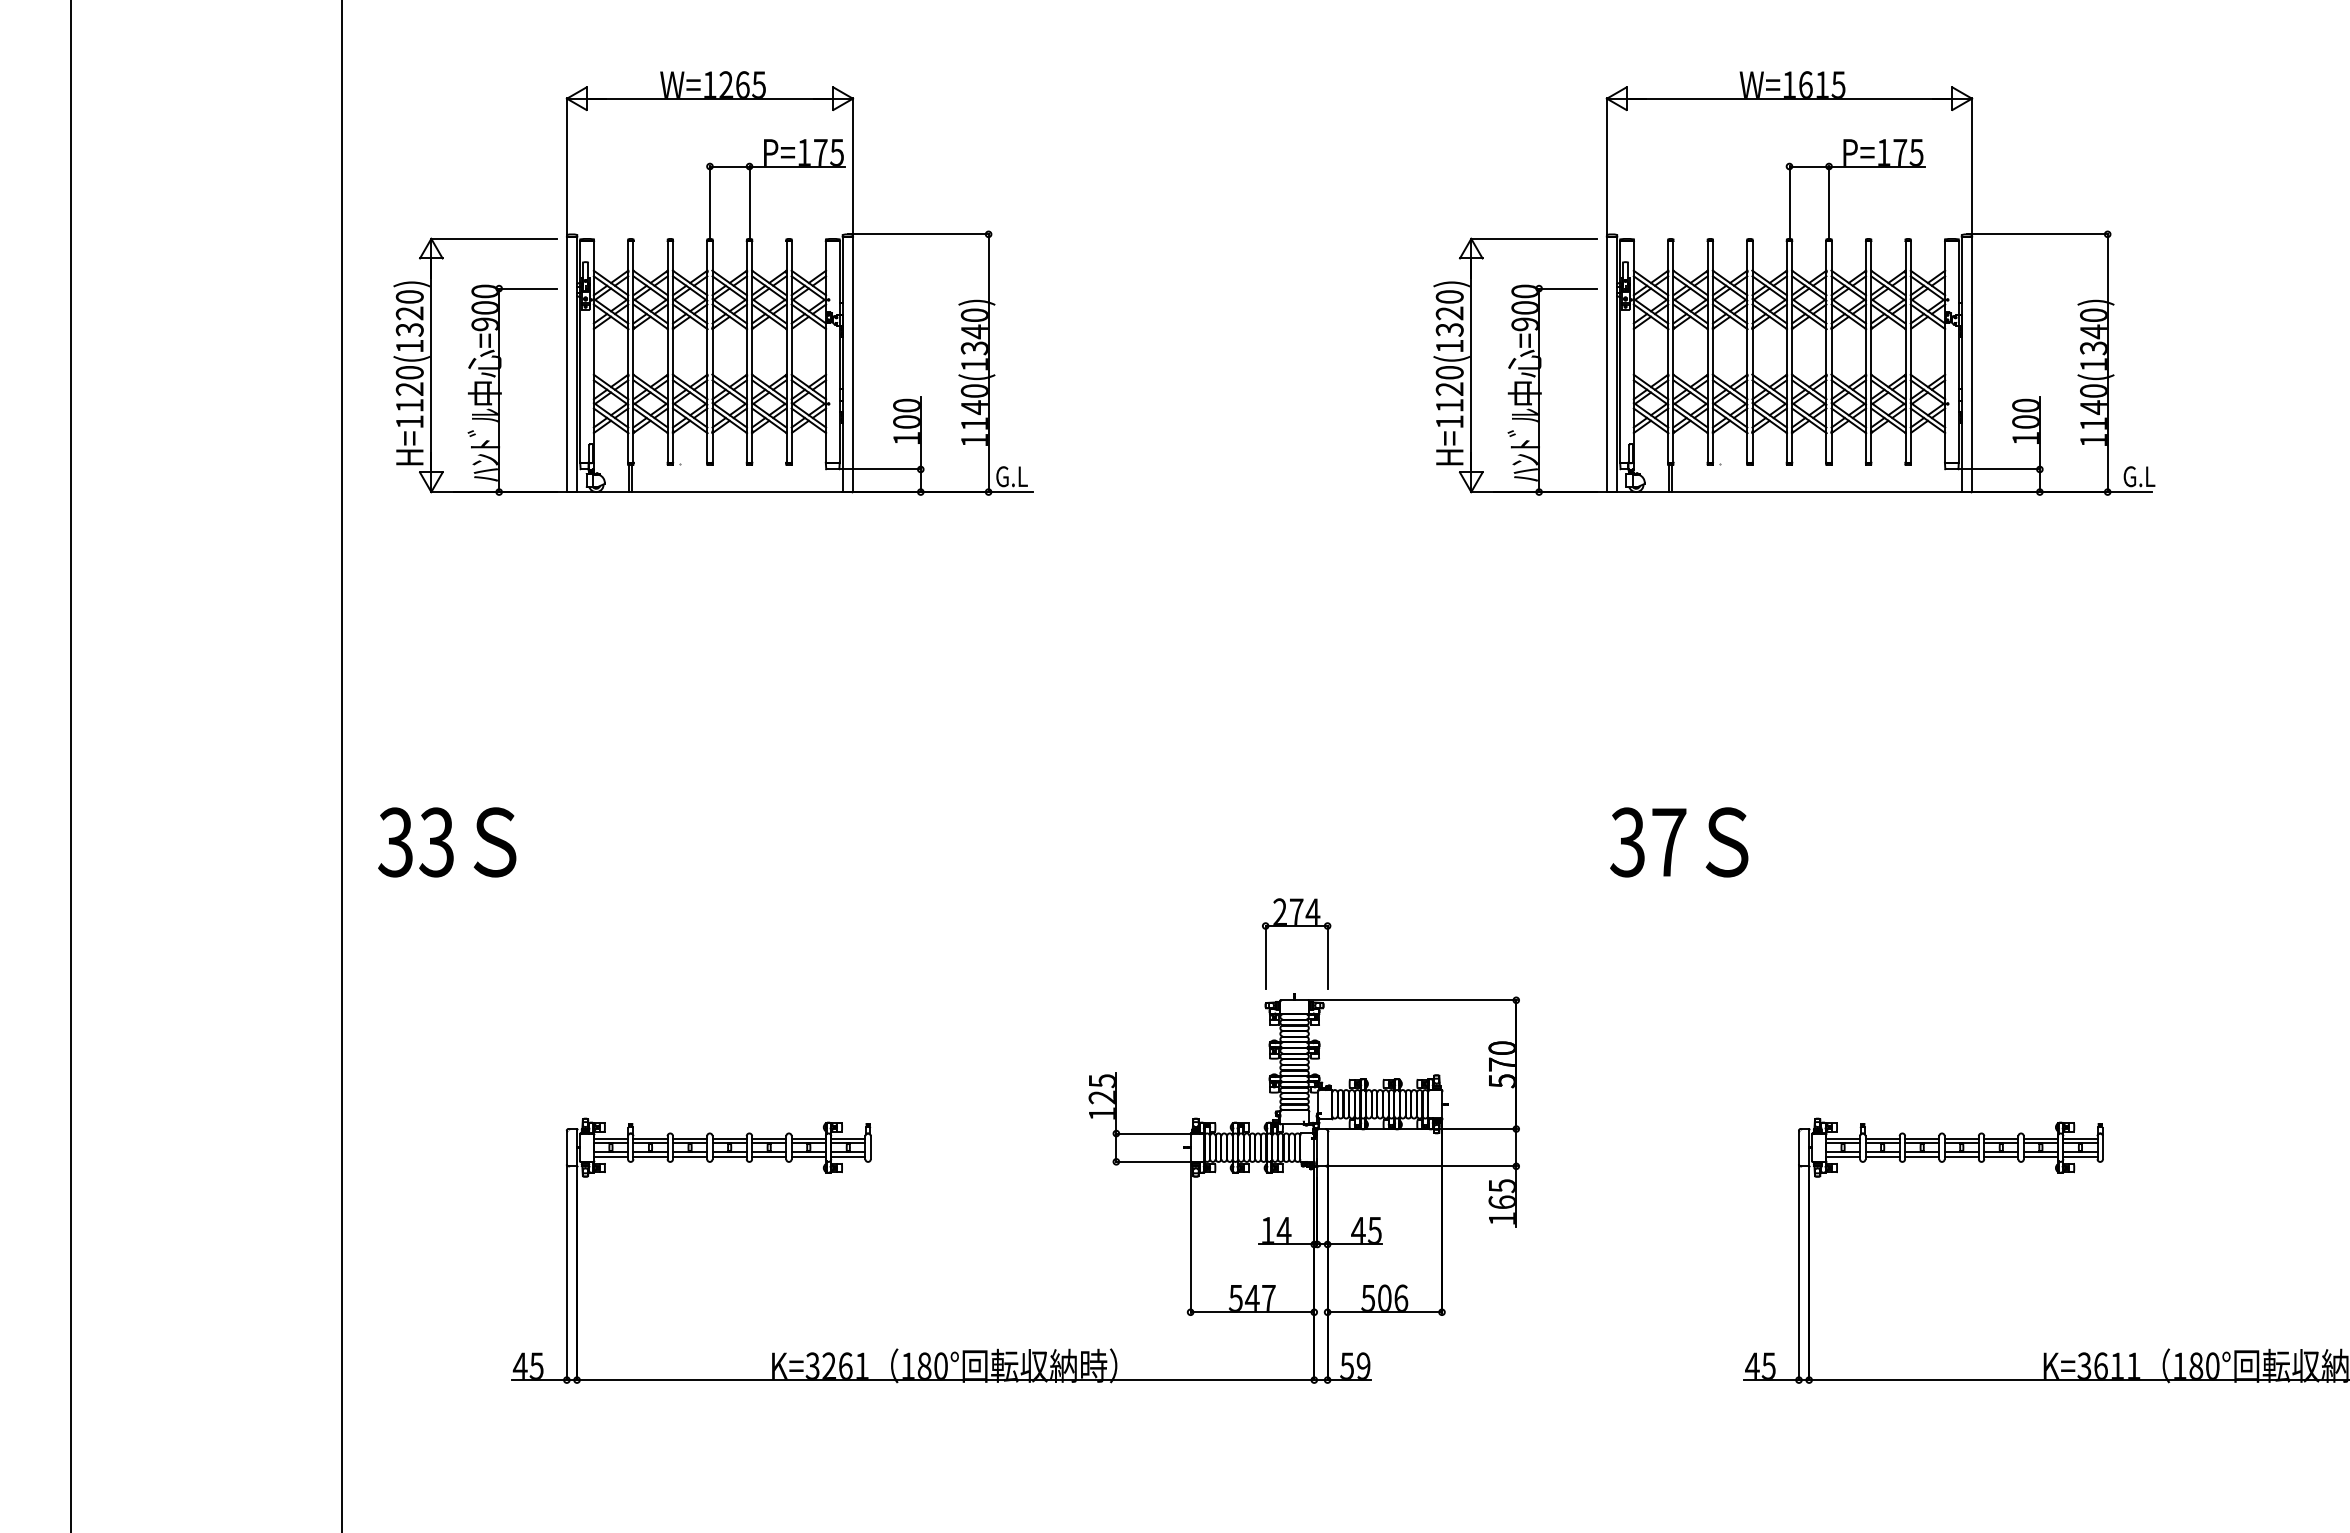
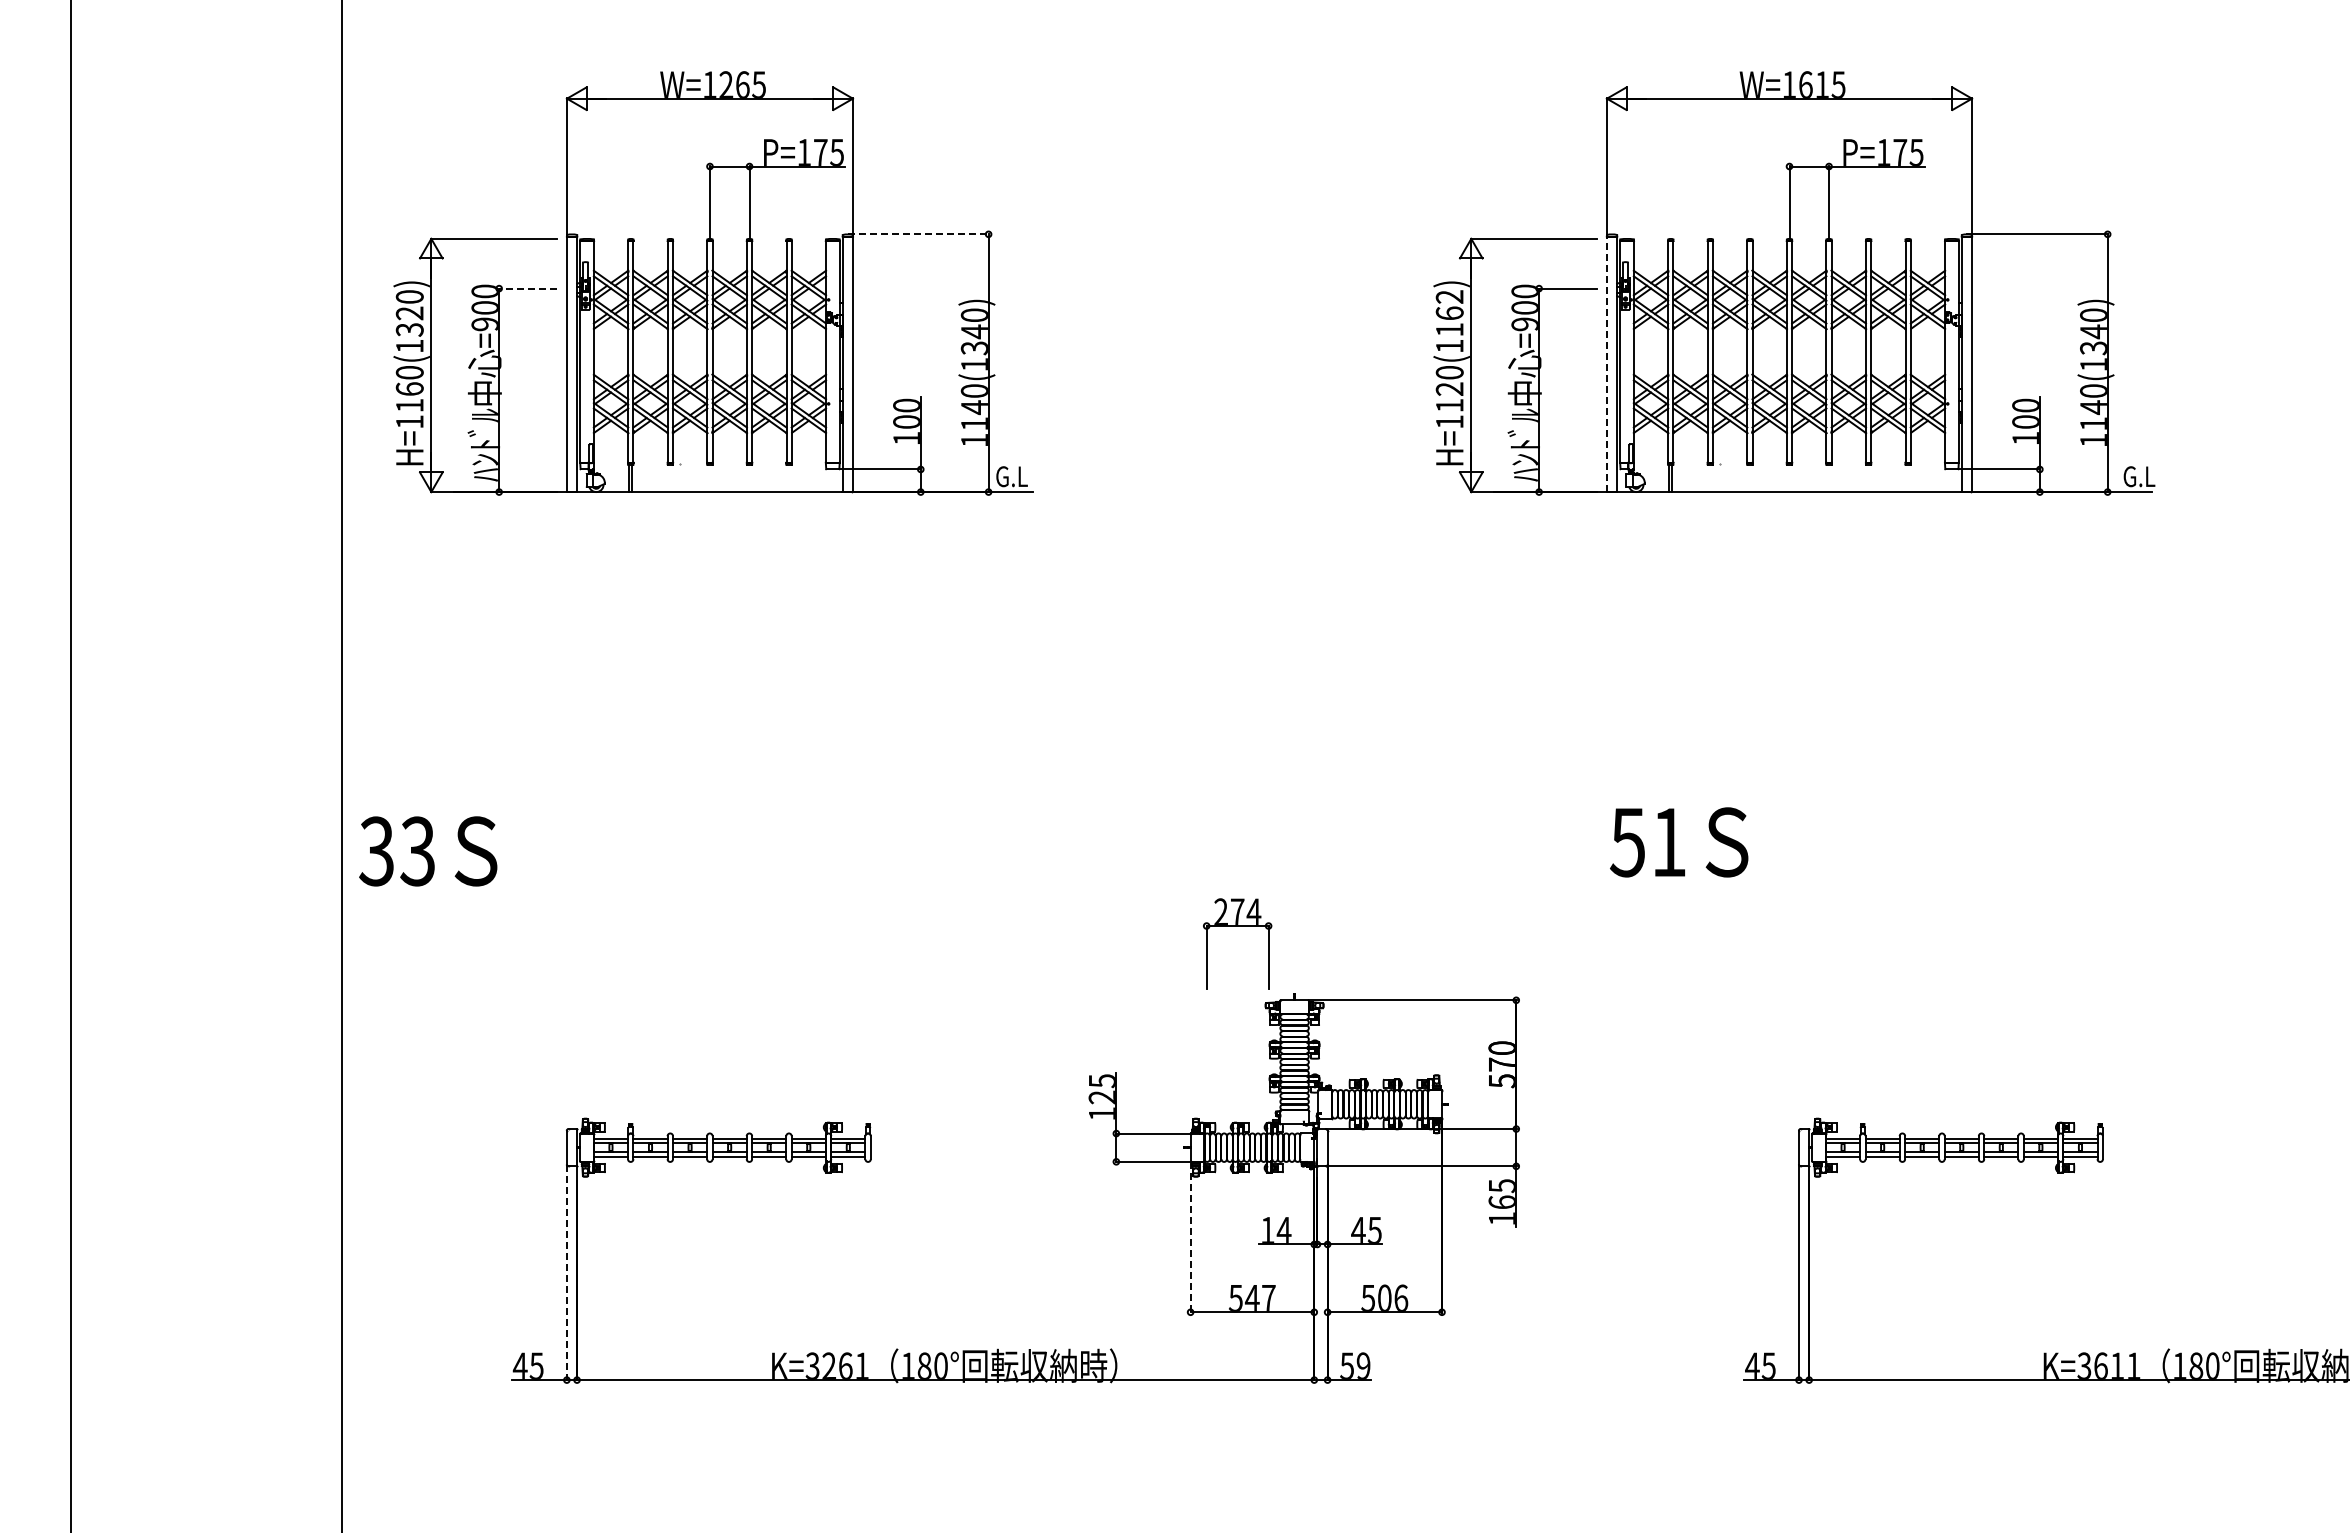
line: solid -> dashed (918, 234)
line: solid -> dashed (527, 288)
text: H=1120(1320) -> H=1120(1162) (1449, 313)
line: solid -> dashed (1606, 364)
text: H=1120(1320) -> H=1160(1320) (409, 388)
text position: (447, 842) -> (428, 851) (428, 851)
text: 37 -> 51 (1648, 842)
part position: (1296, 926) -> (1237, 926) (1237, 926)
line: solid -> dashed (1190, 1237)
line: solid -> dashed (566, 1272)
